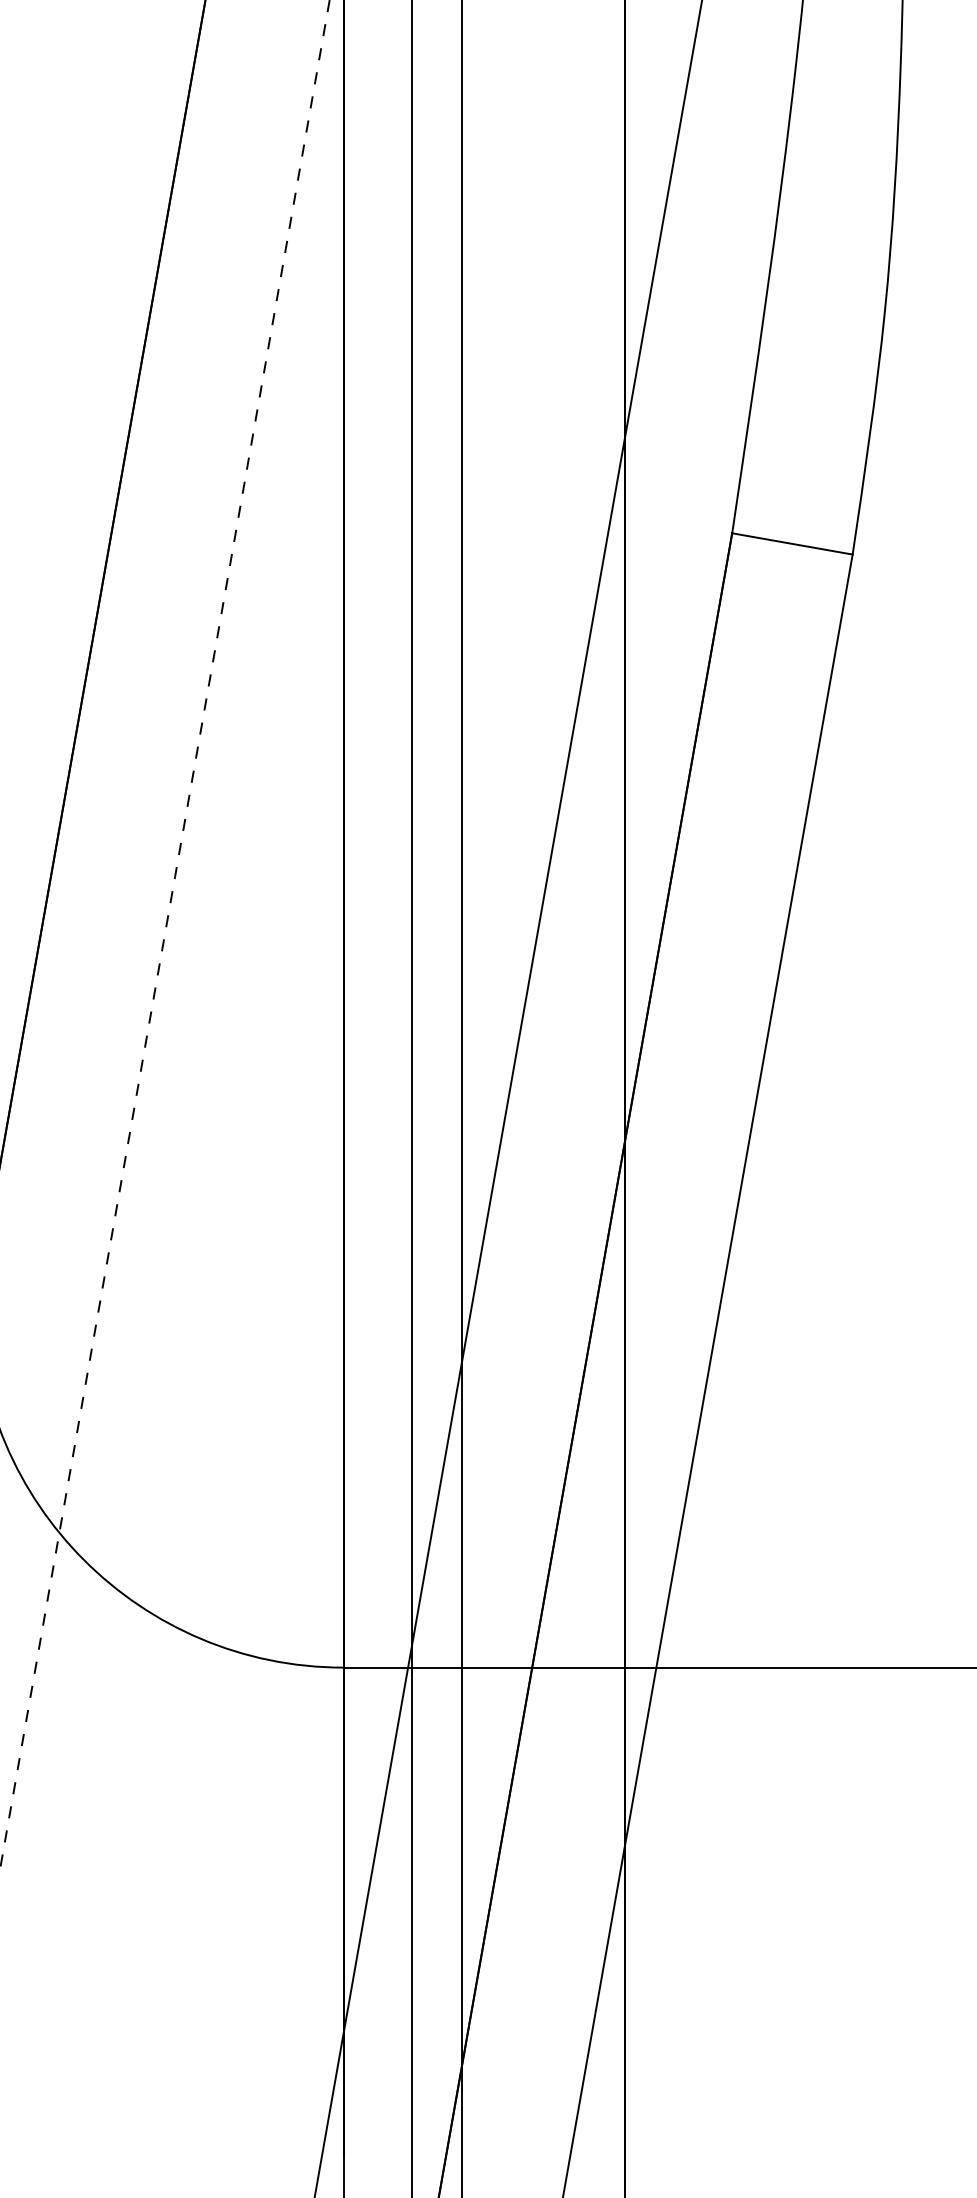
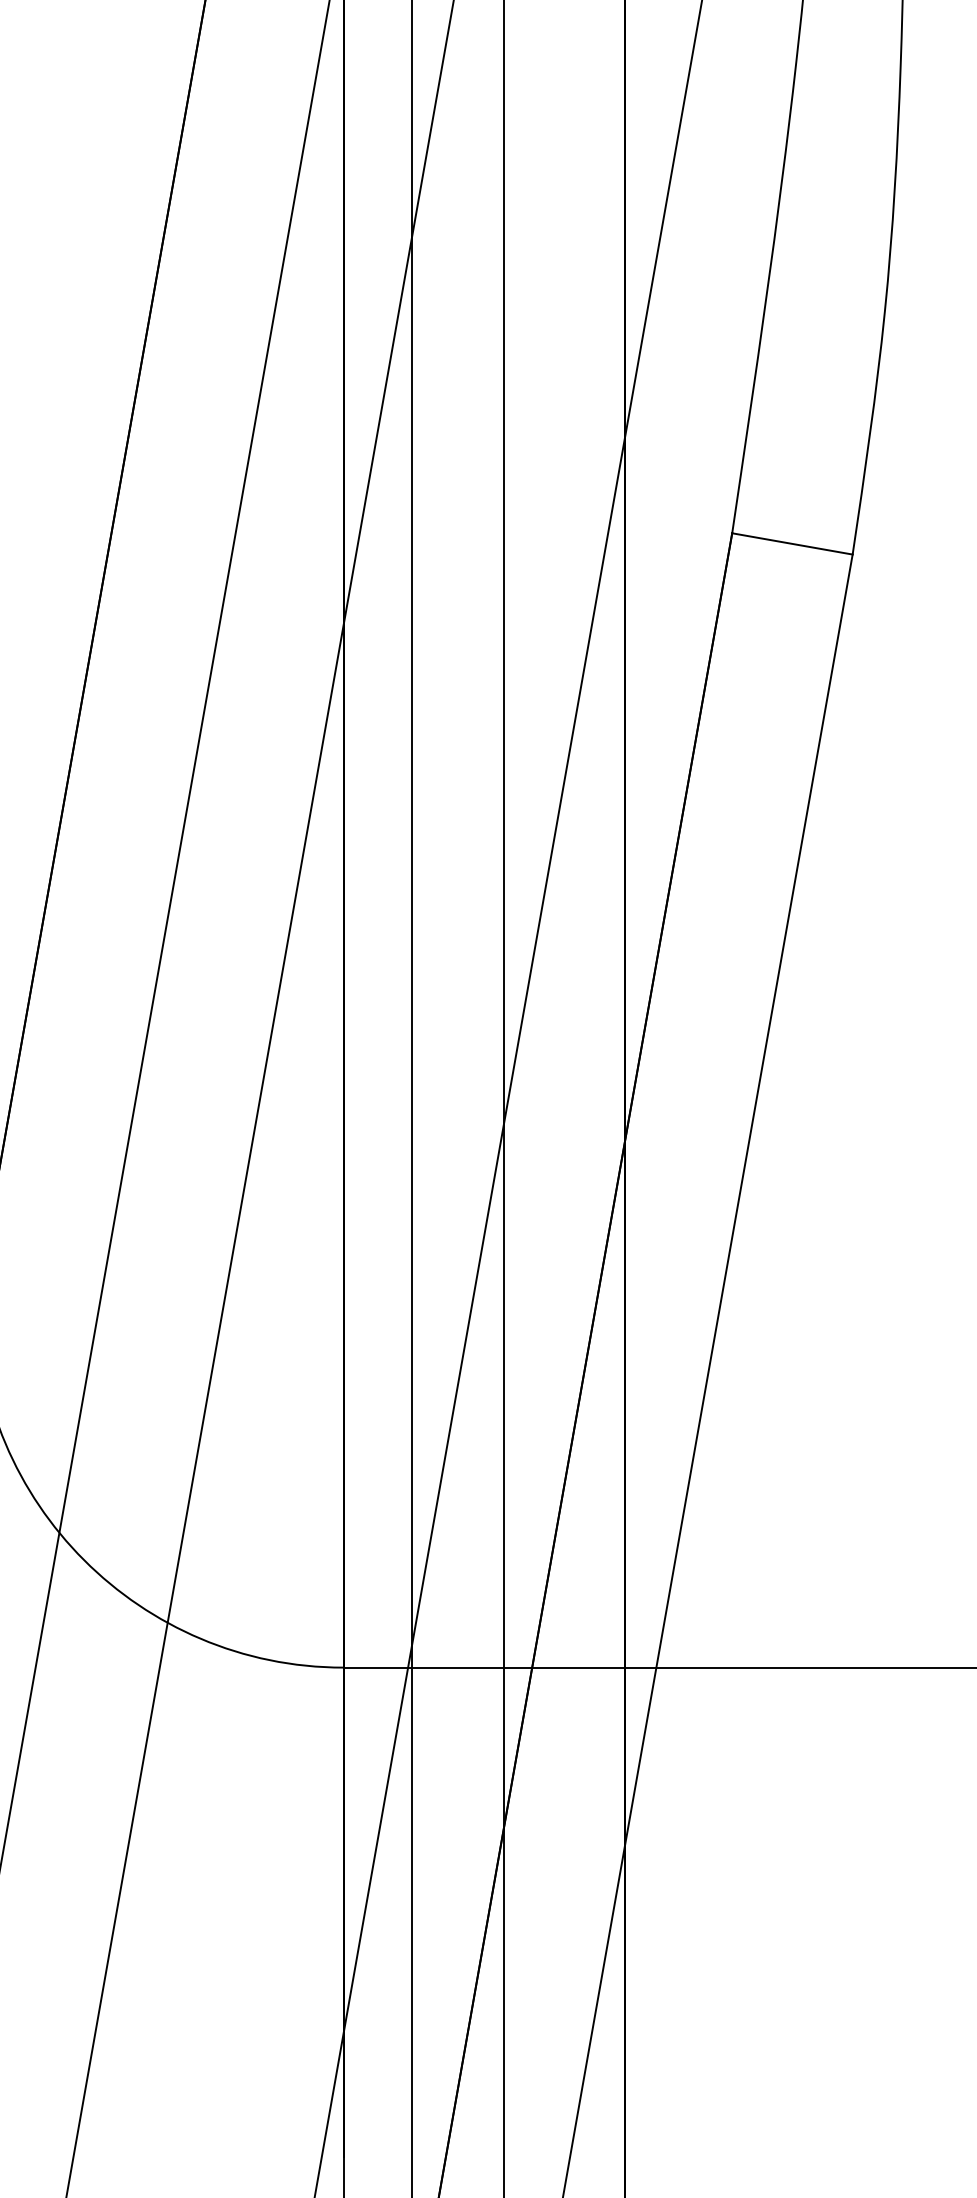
line: dashed -> solid (164, 934)
line: none -> present (259, 1098)
line position: (462, 1098) -> (504, 1098) (504, 1098)
